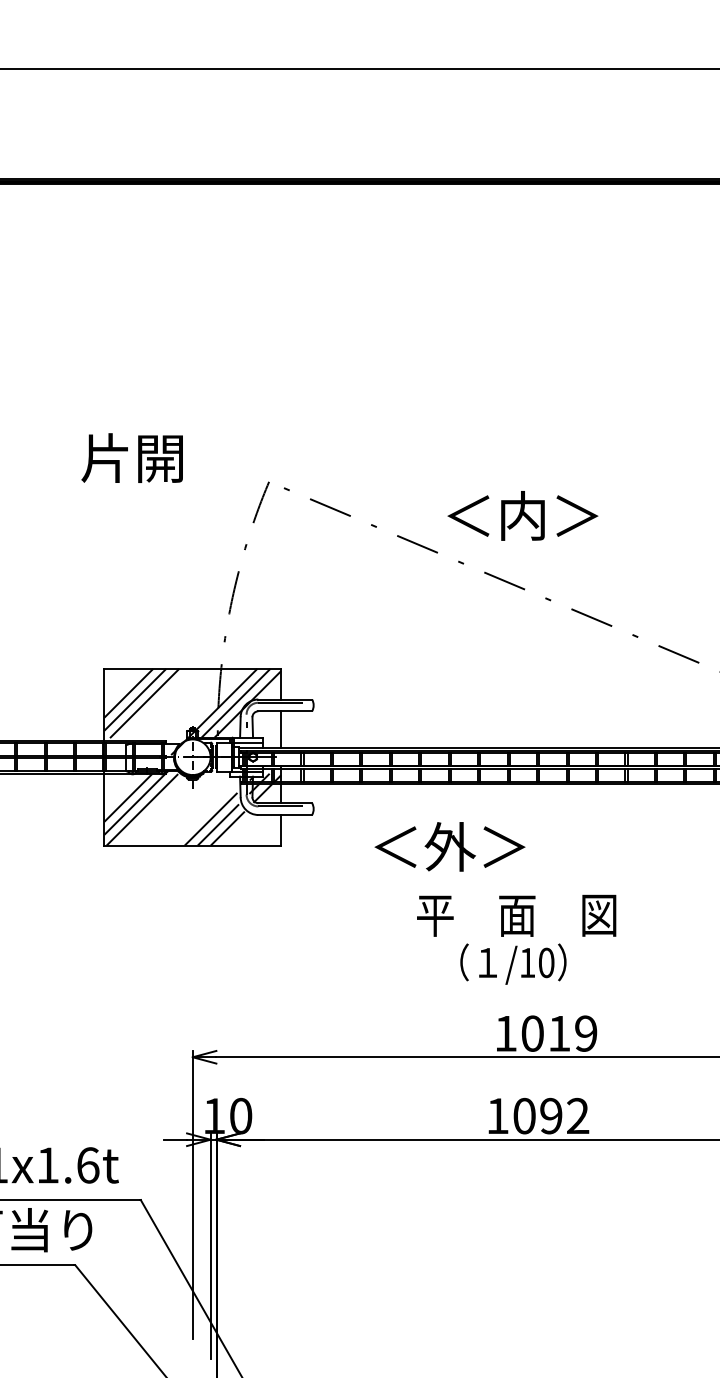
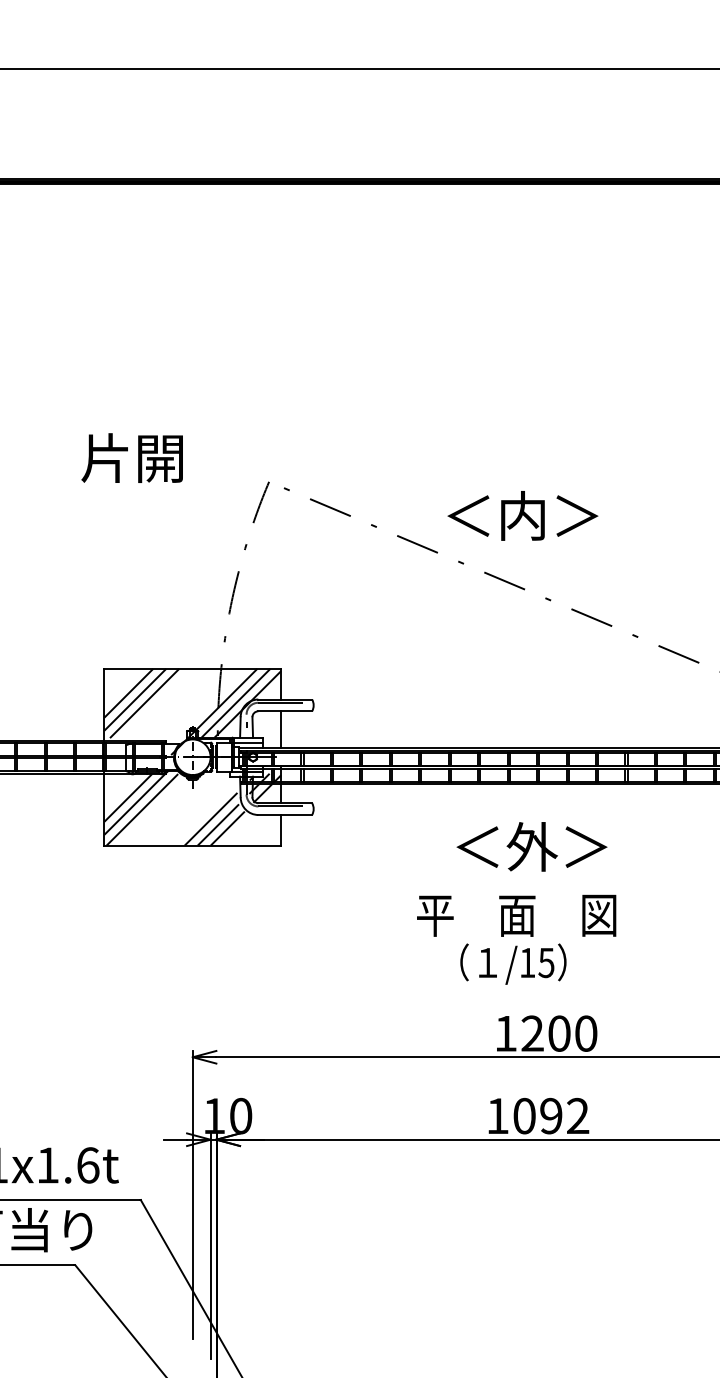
text position: (449, 846) -> (531, 846) (531, 846)
text: /10 -> /15 (546, 962)
text: 1019 -> 1200 (559, 1033)
